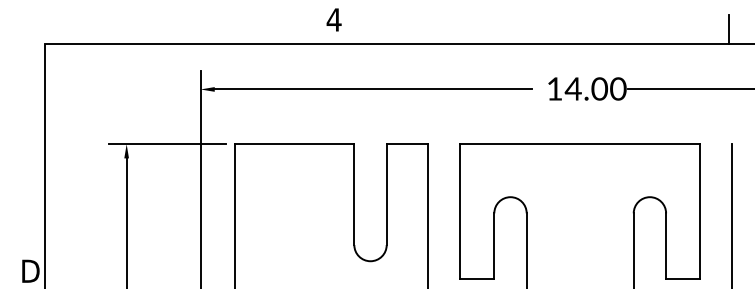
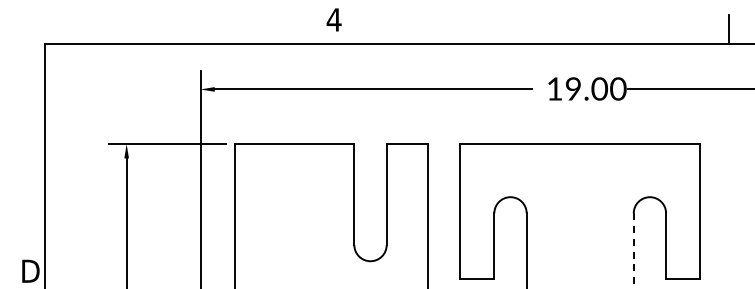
text: 14.00 -> 19.00 (572, 88)
line: present -> none (732, 214)
line: solid -> dashed (633, 251)
